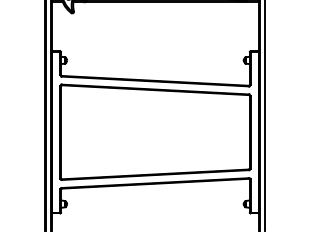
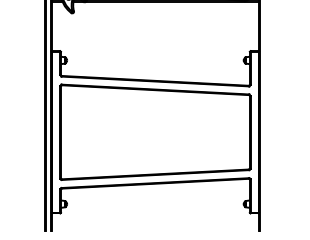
line: present -> none (264, 116)
